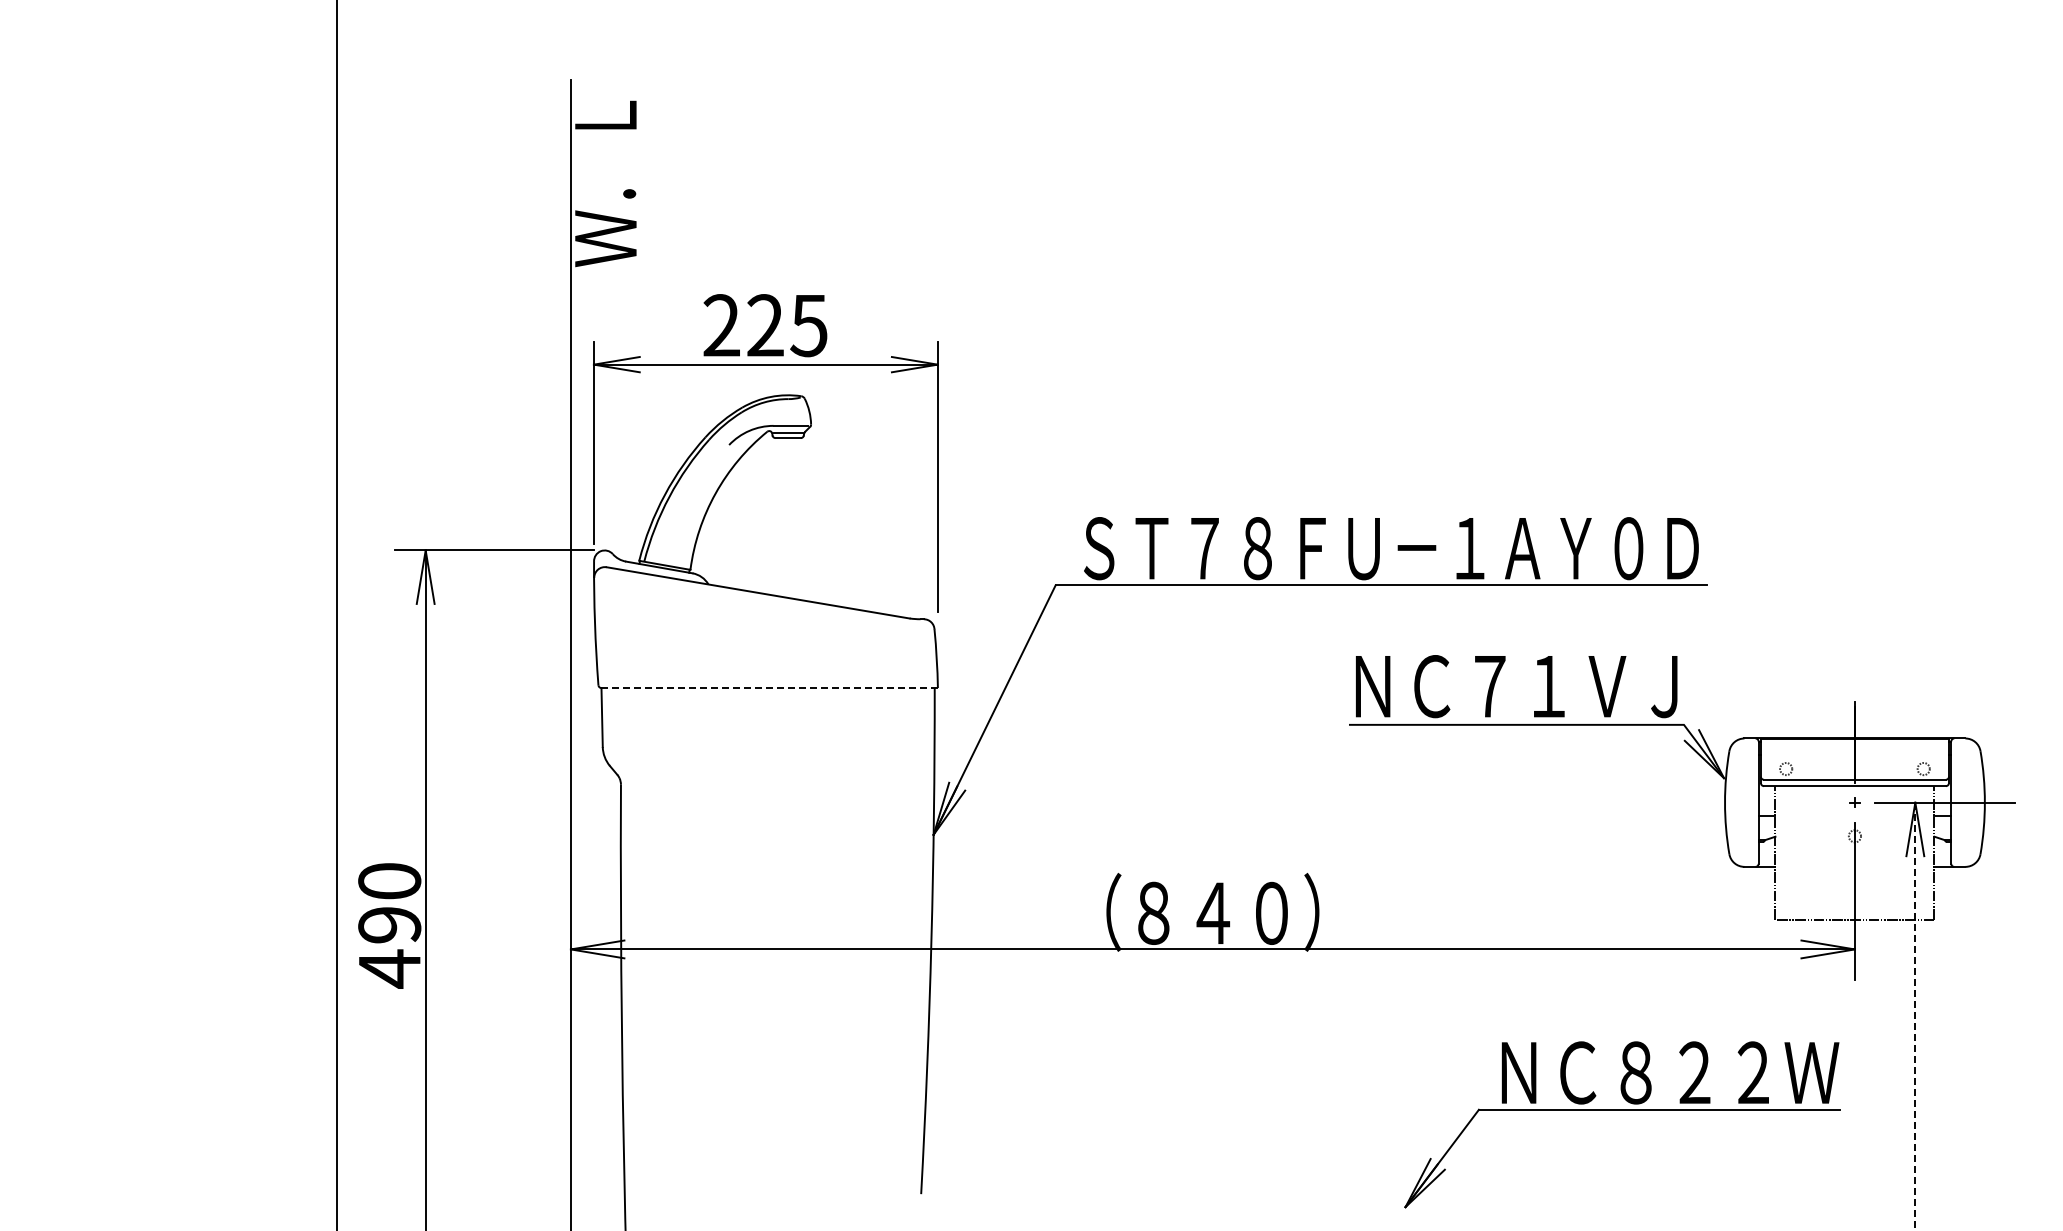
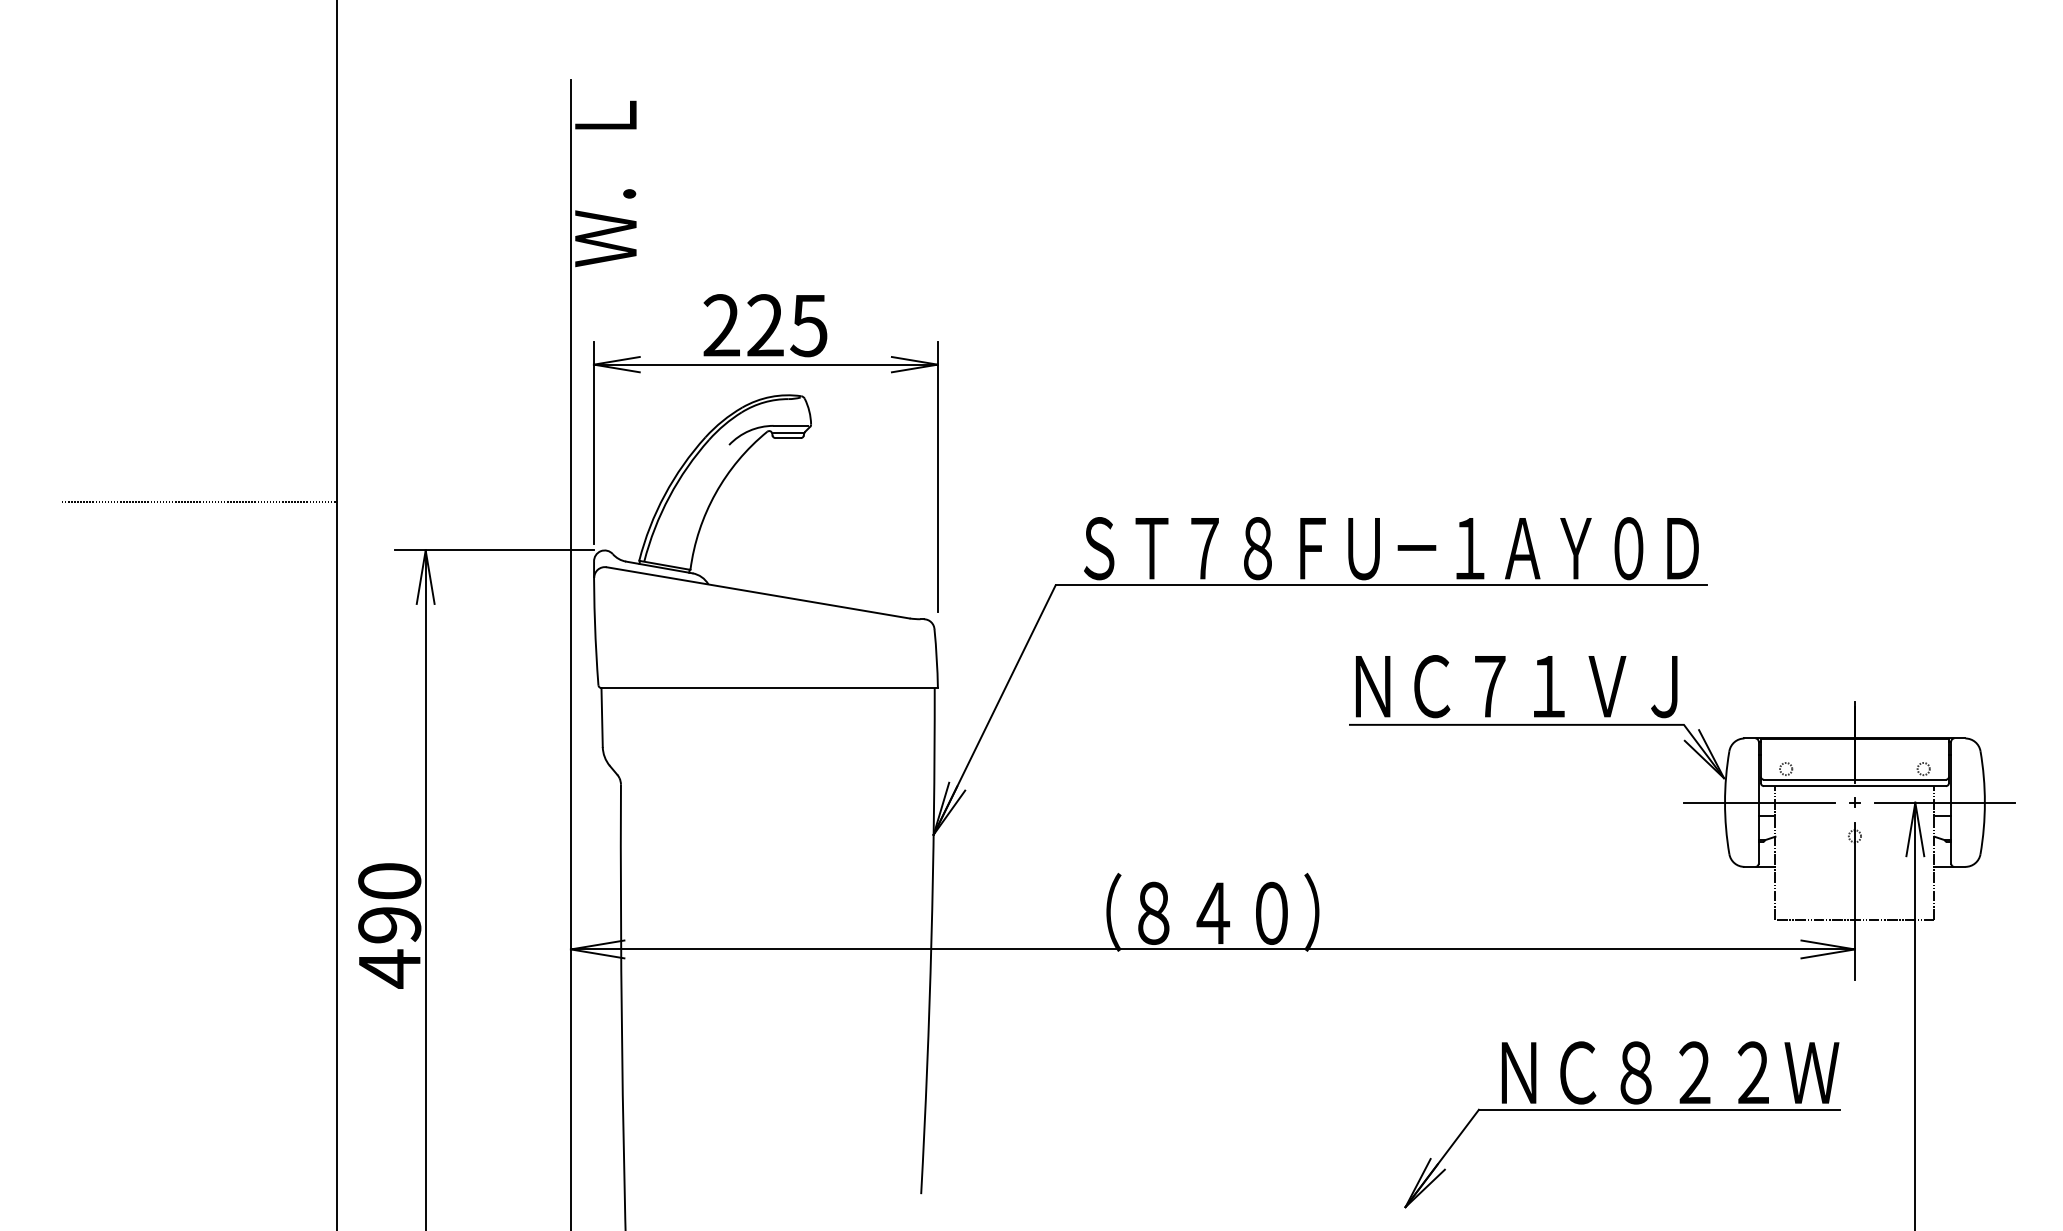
line: none -> present (199, 501)
line: dashed -> solid (769, 688)
line: none -> present (1759, 802)
line: dashed -> solid (1915, 1016)
